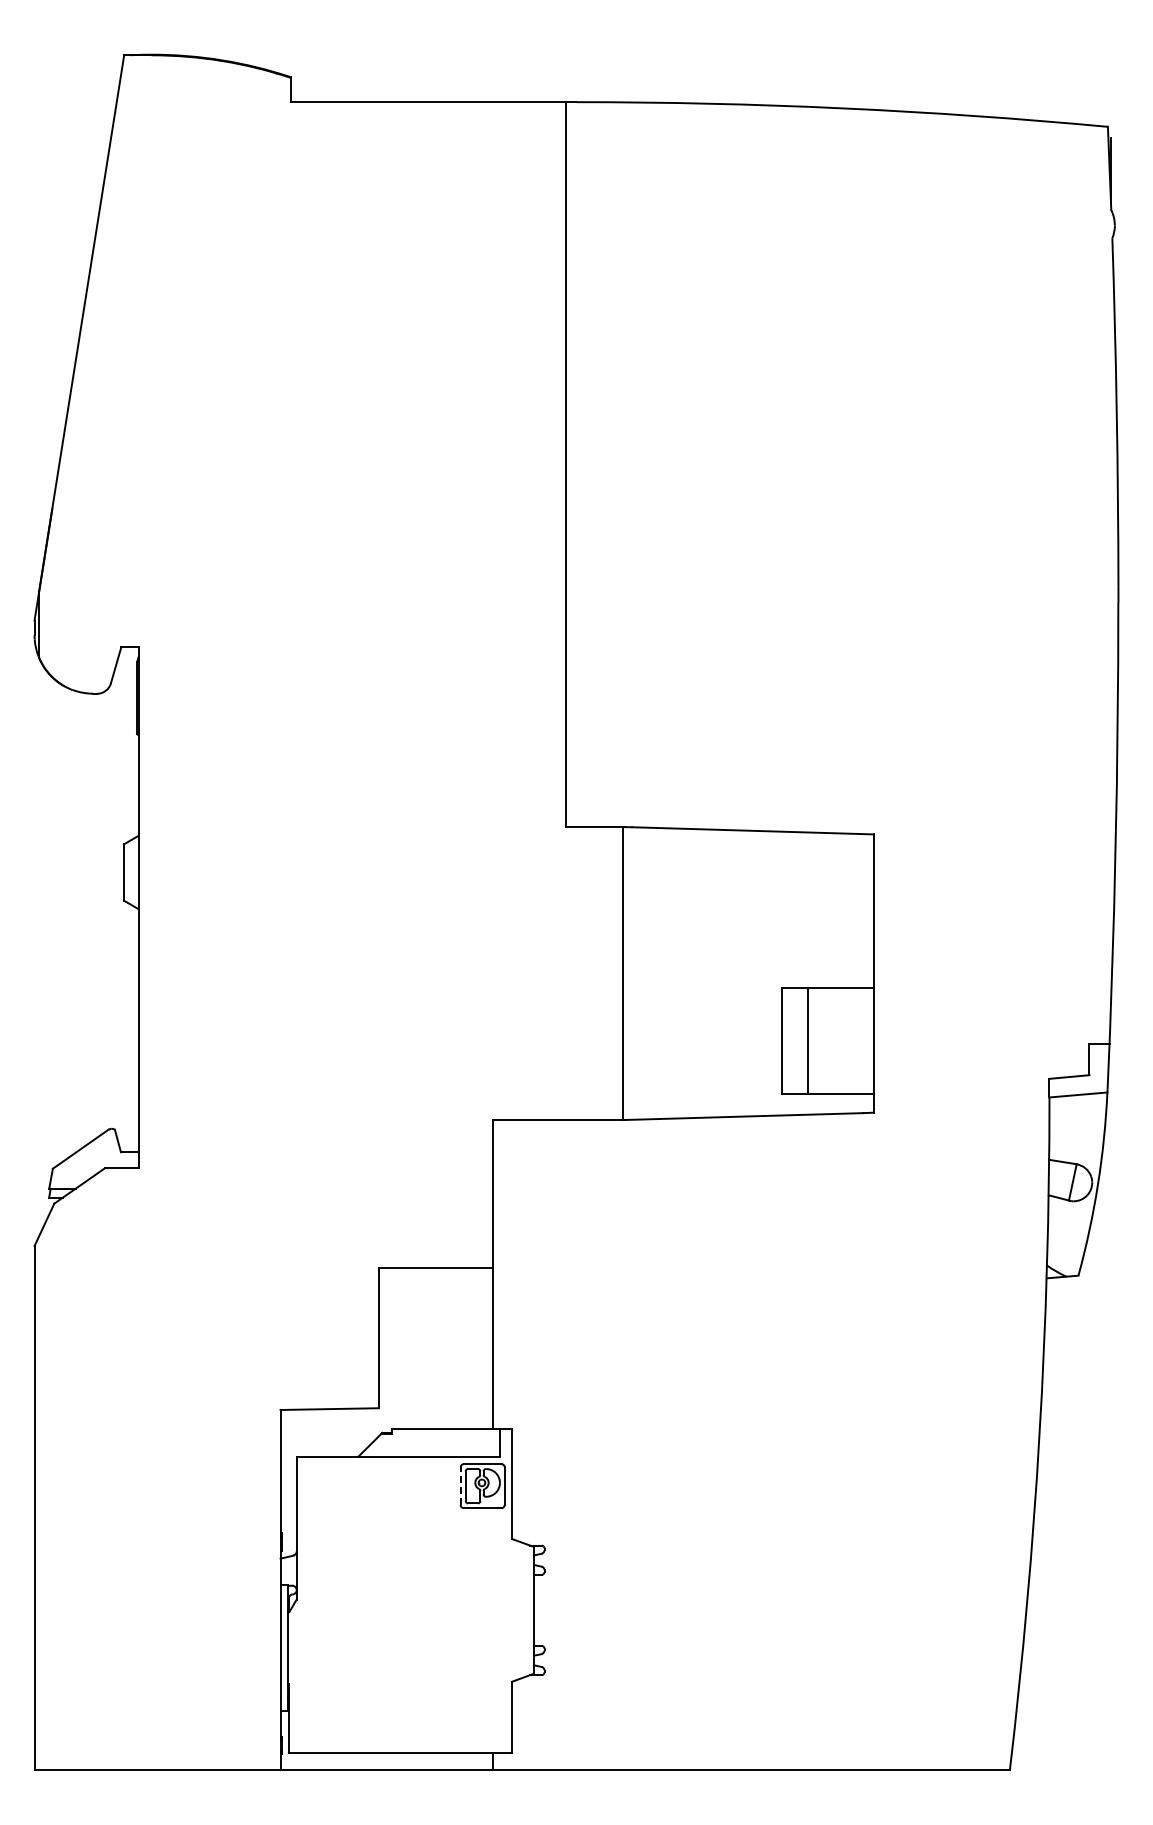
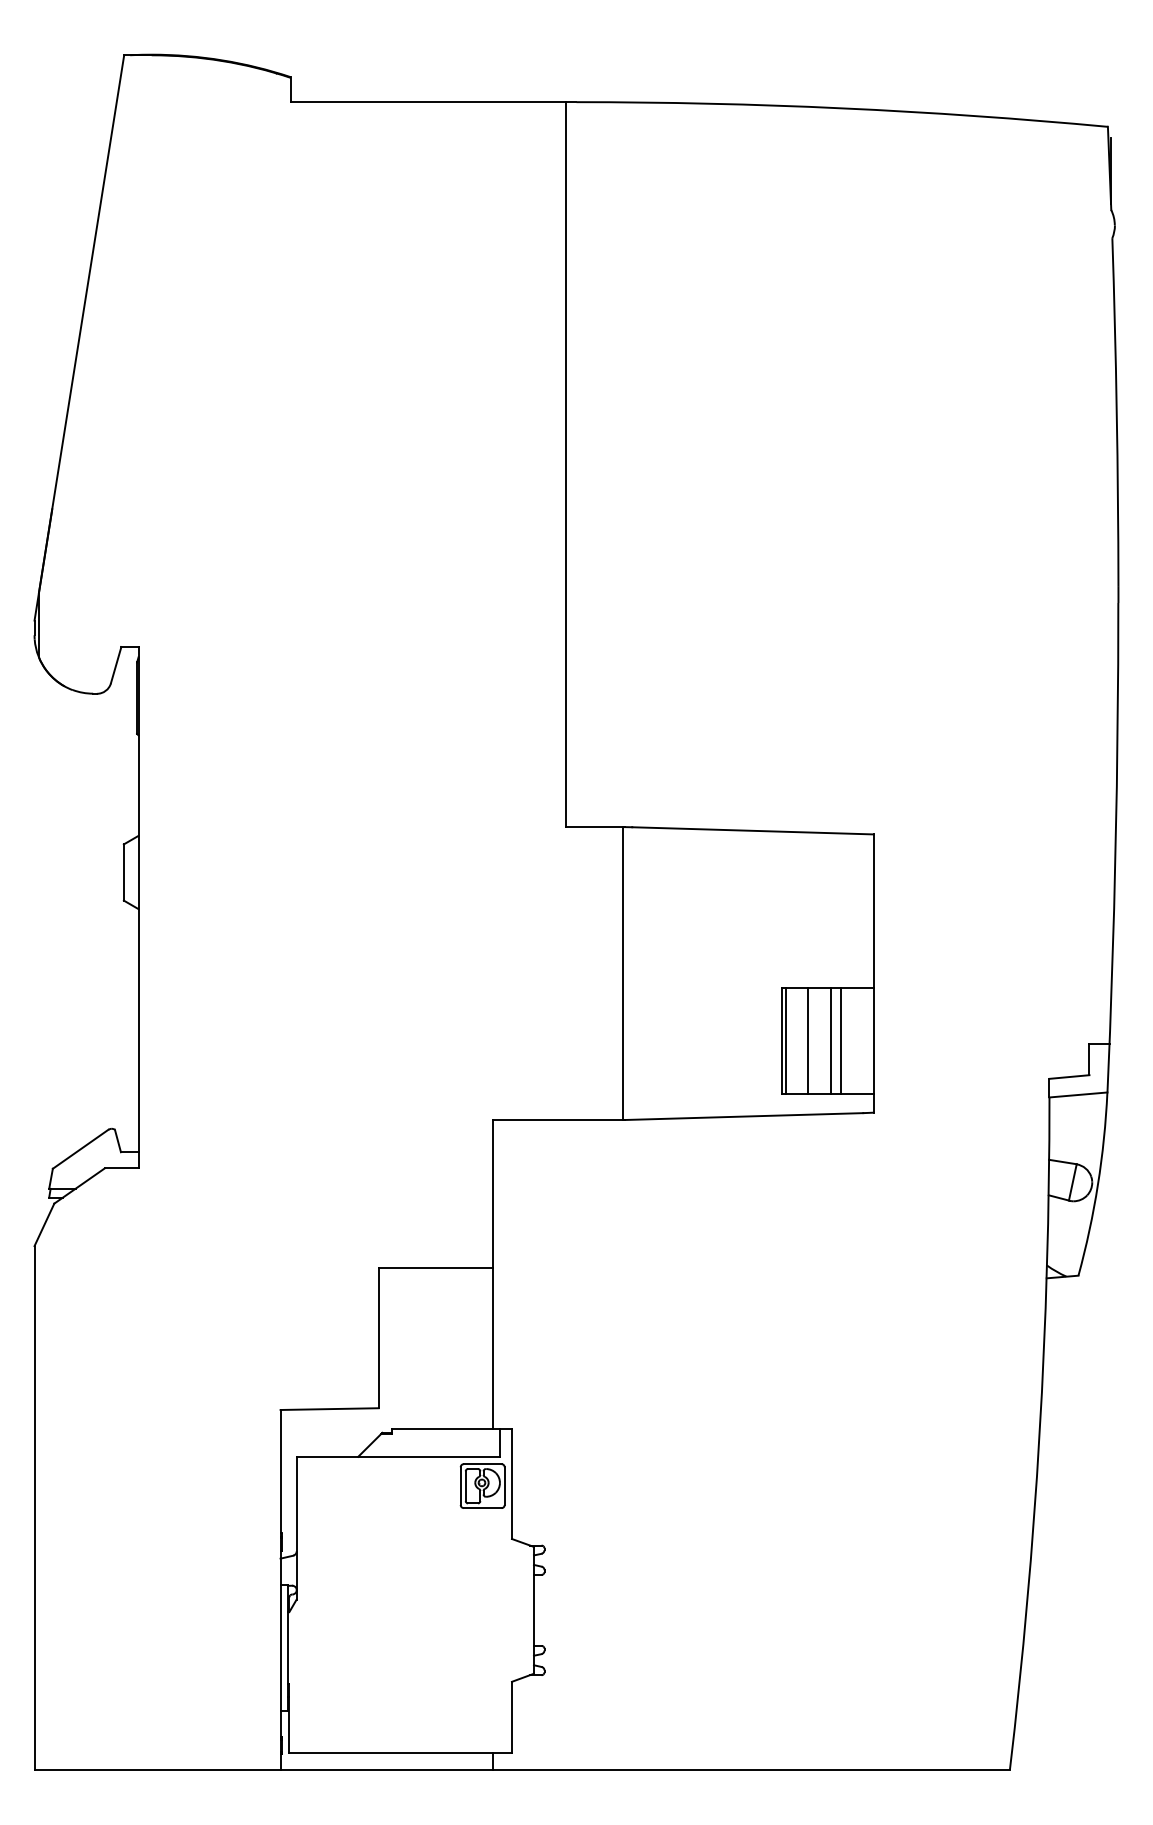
line: none -> present (785, 1040)
line: none -> present (831, 1040)
line: none -> present (840, 1040)
line: dashed -> solid (460, 1486)
